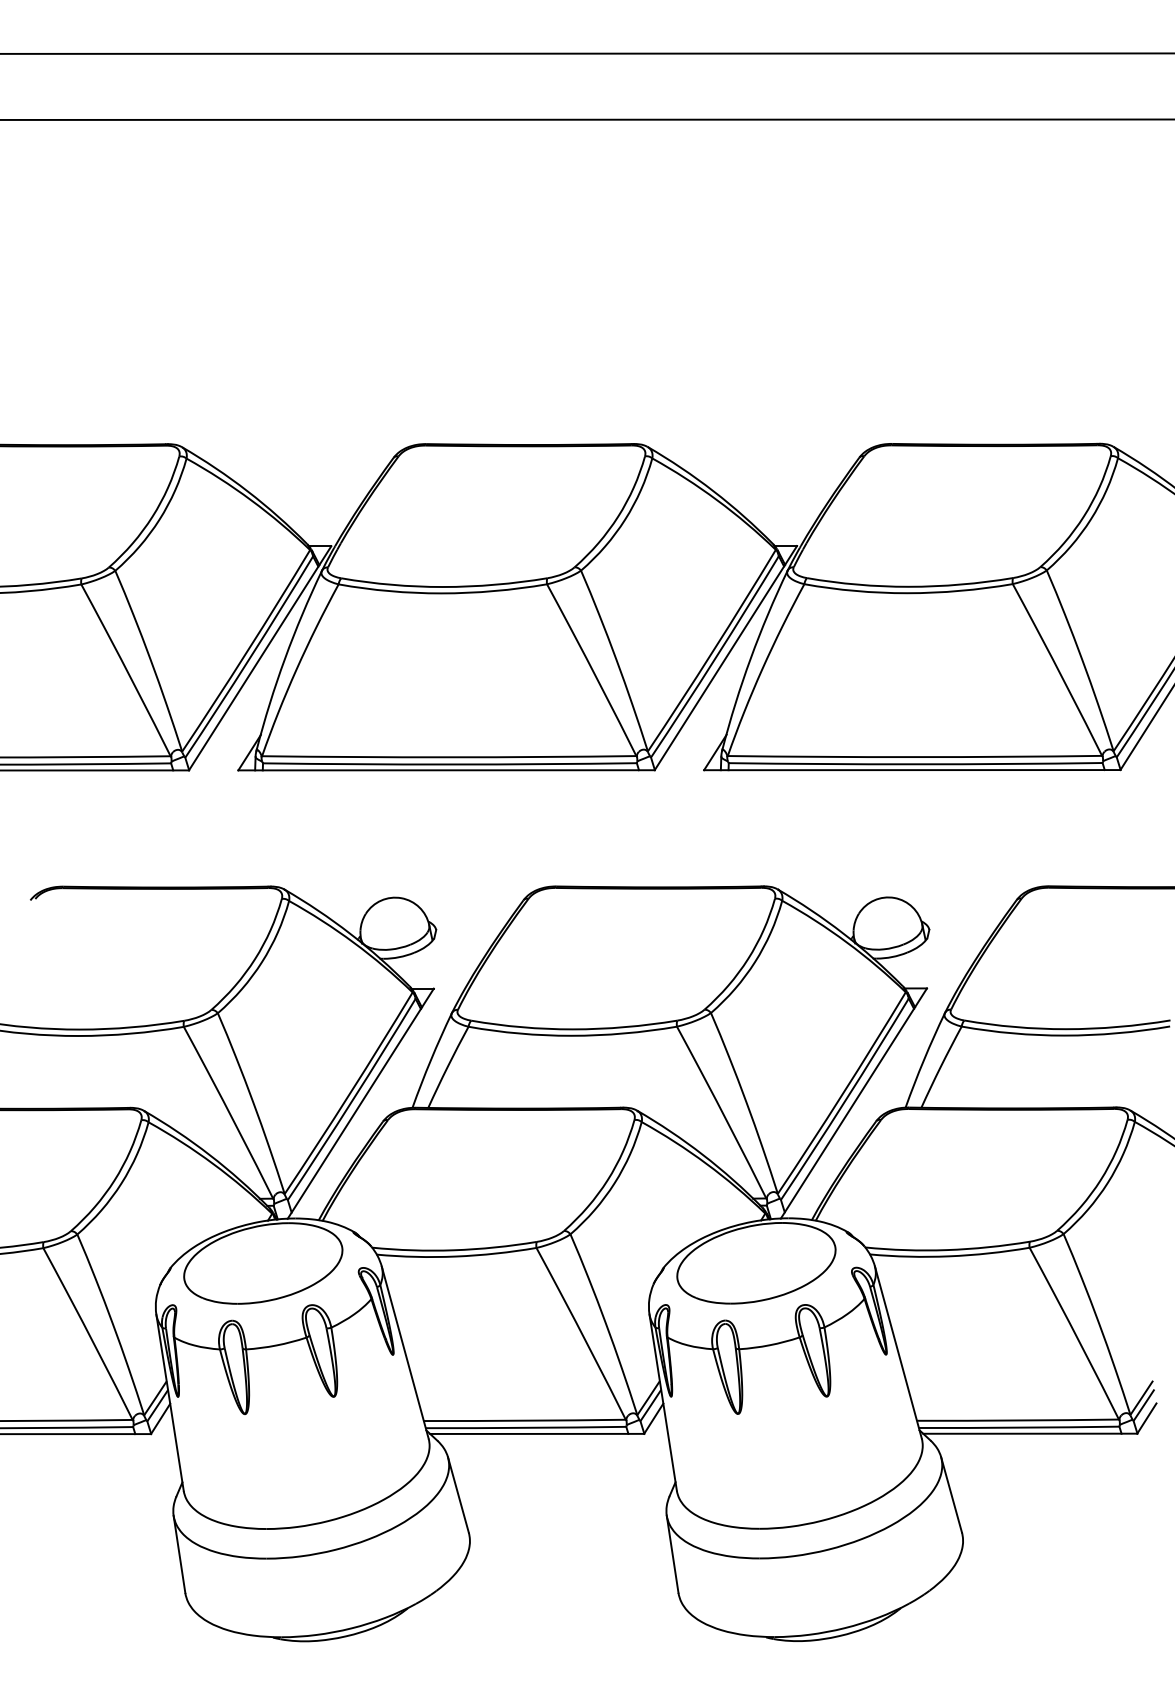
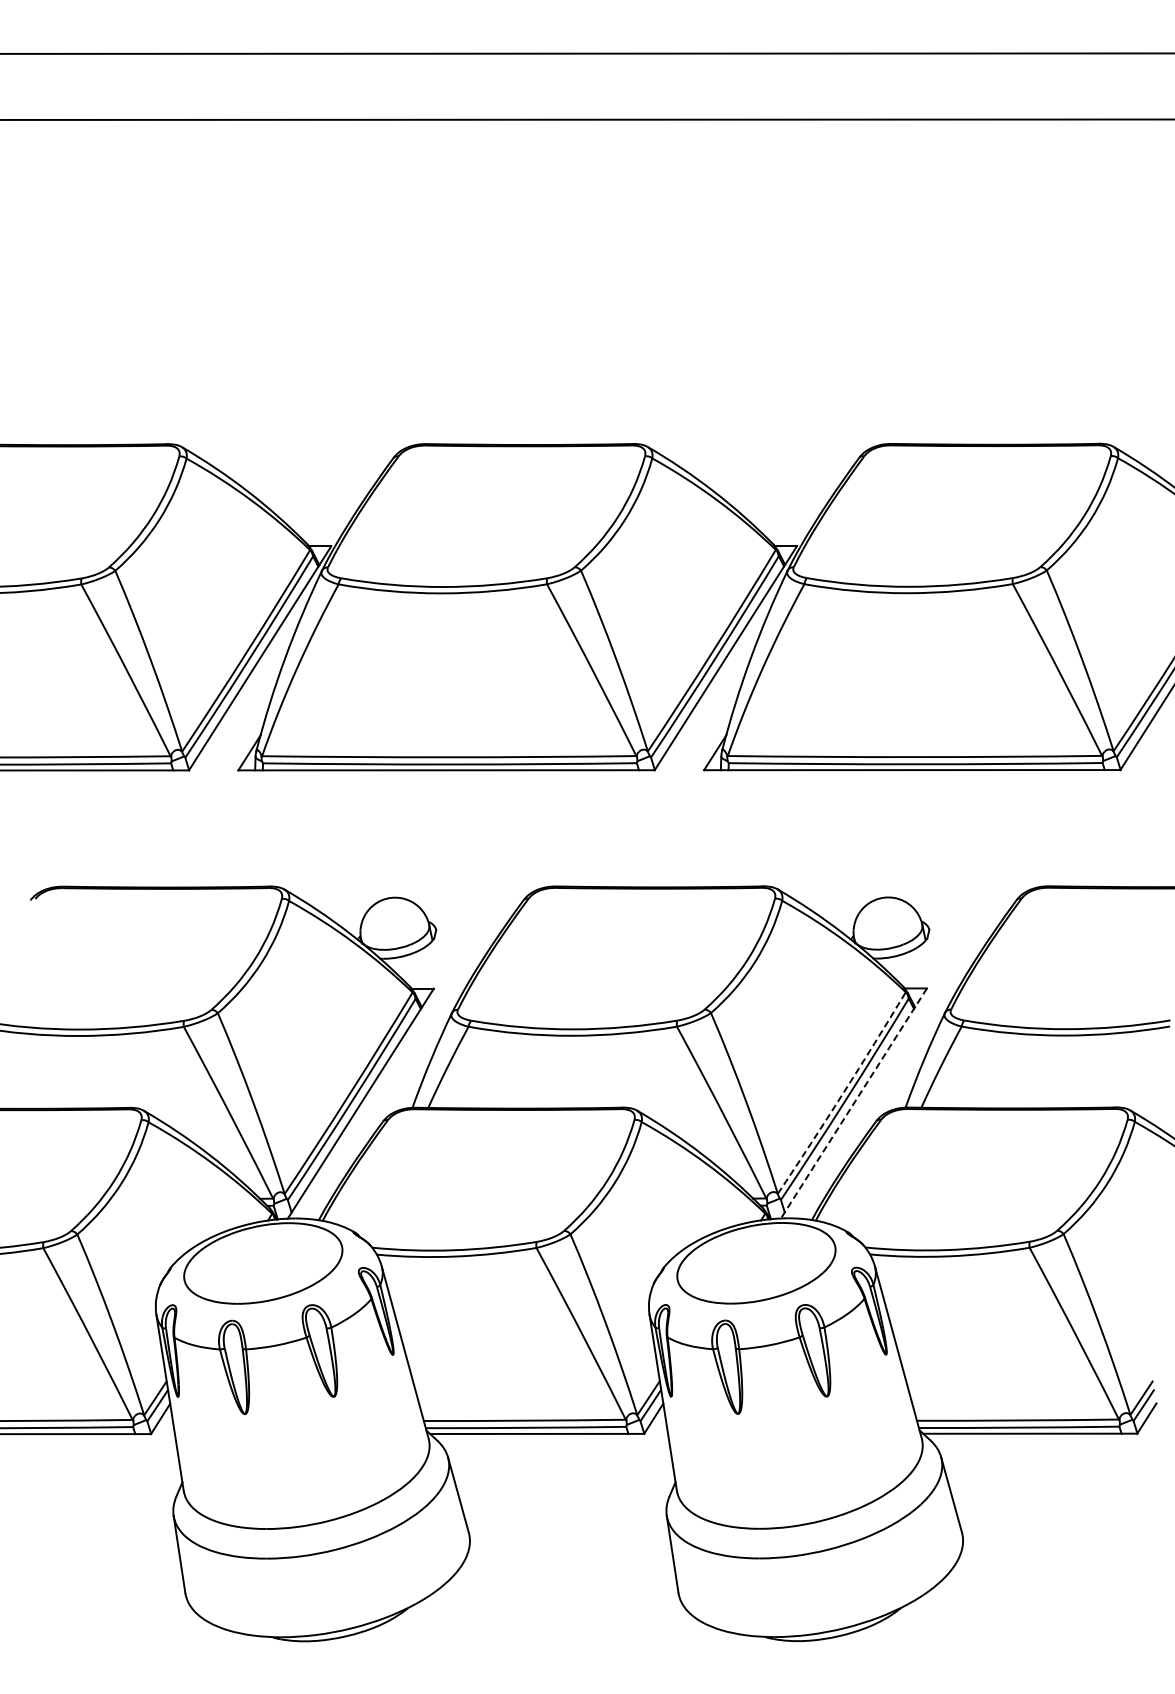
arc: solid -> dashed (842, 1093)
line: solid -> dashed (853, 1103)
